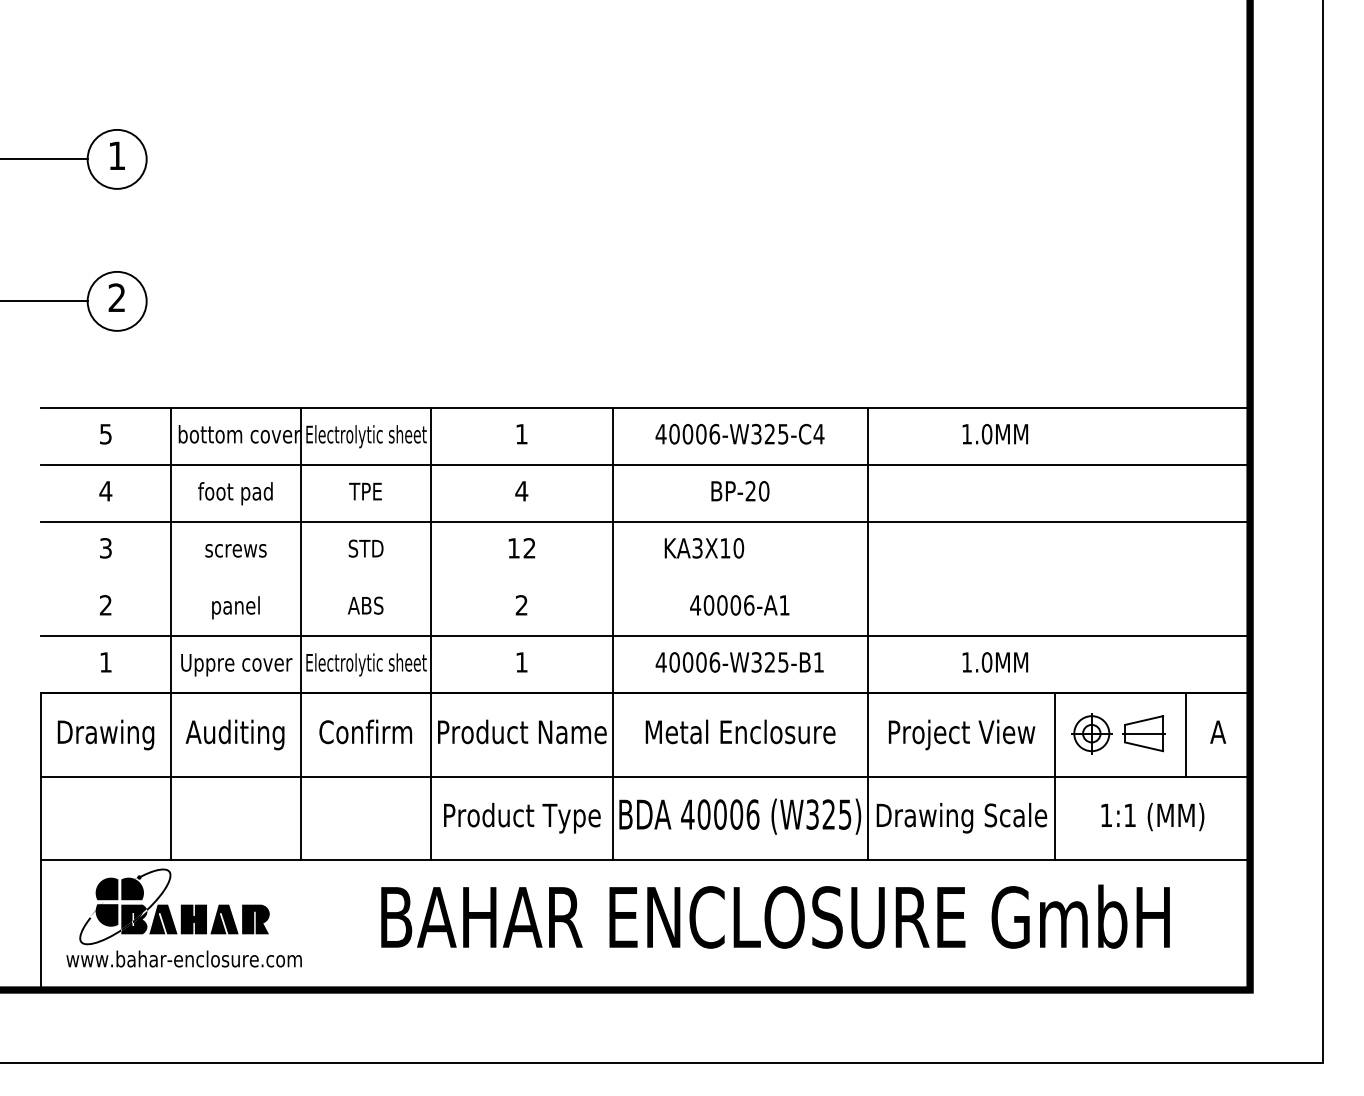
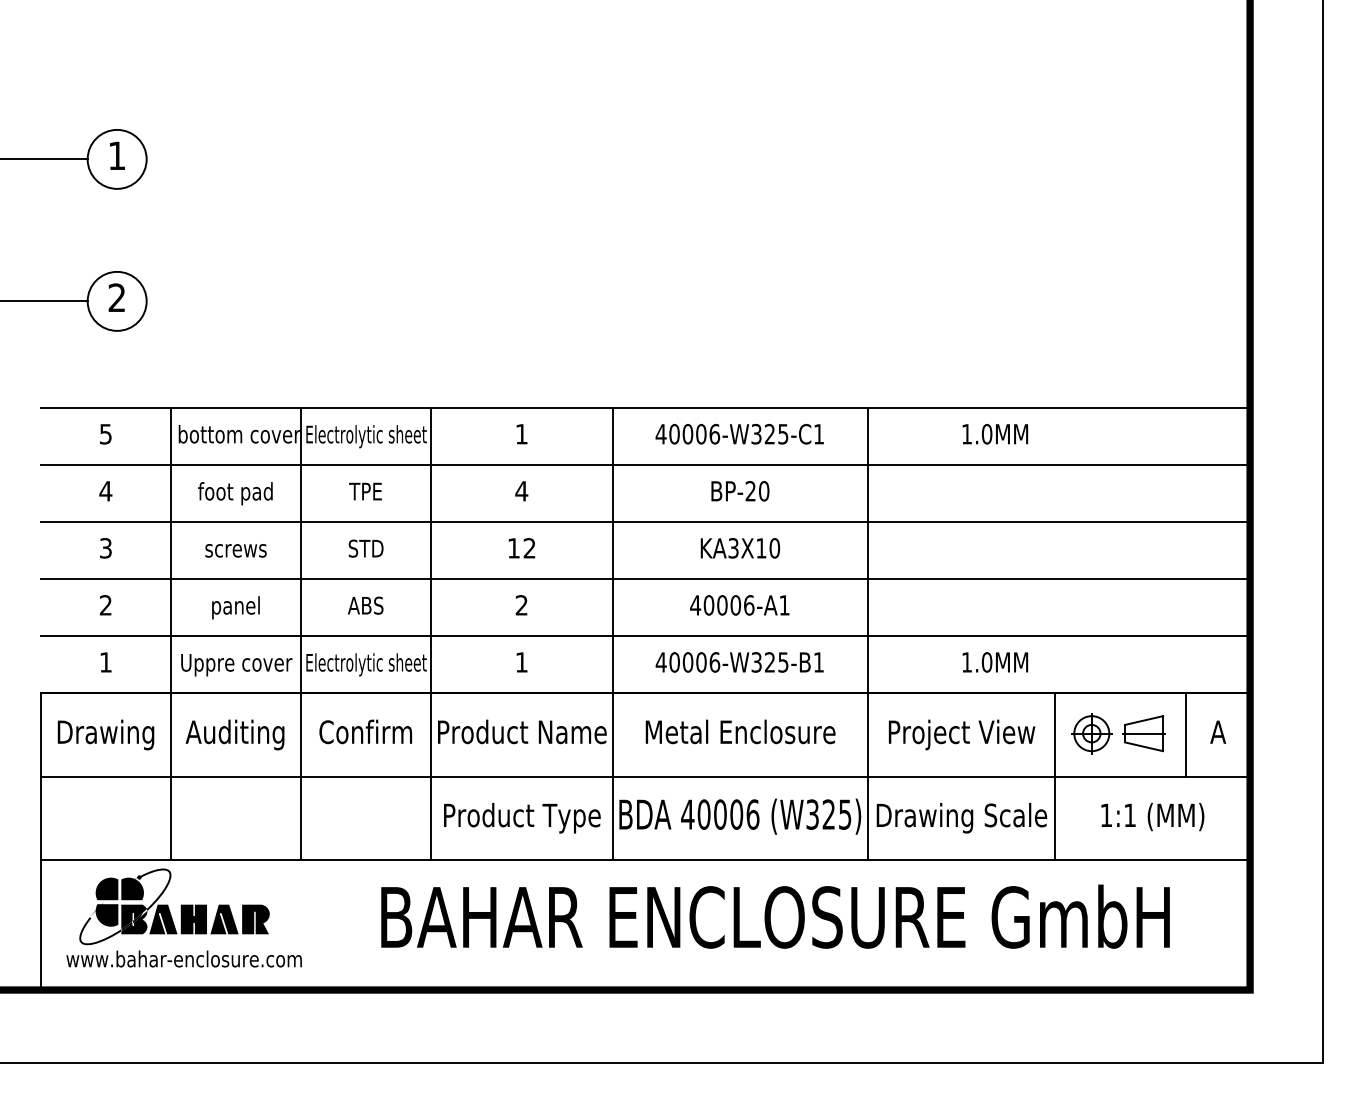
text: 40006-W325-C4 -> 40006-W325-C1 (818, 434)
text position: (704, 548) -> (740, 548) (740, 548)
line: none -> present (645, 579)
